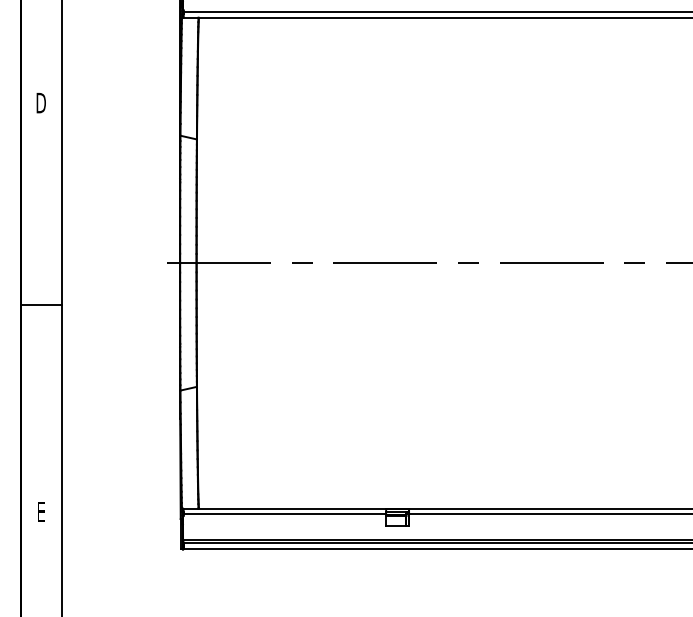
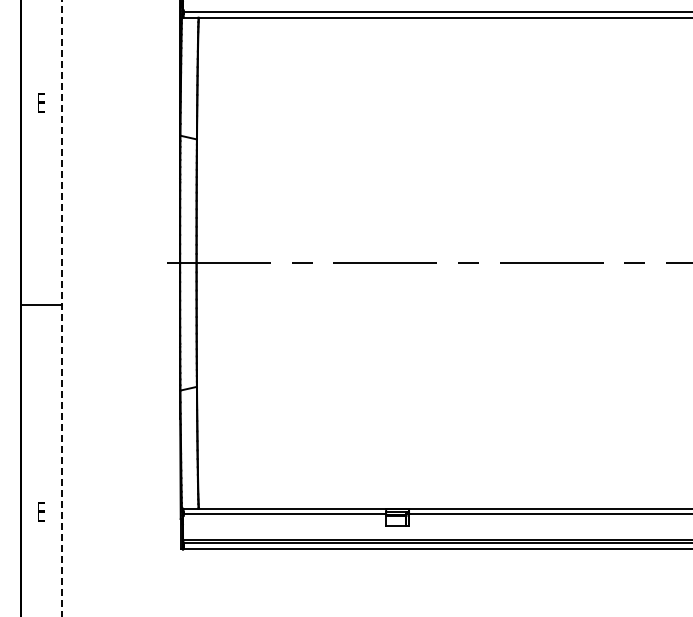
text: D -> E (40, 102)
line: solid -> dashed (61, 308)
